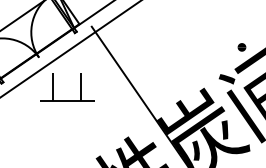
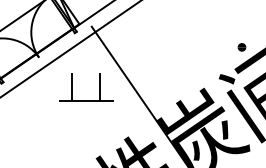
part position: (80, 87) -> (99, 87) (99, 87)
